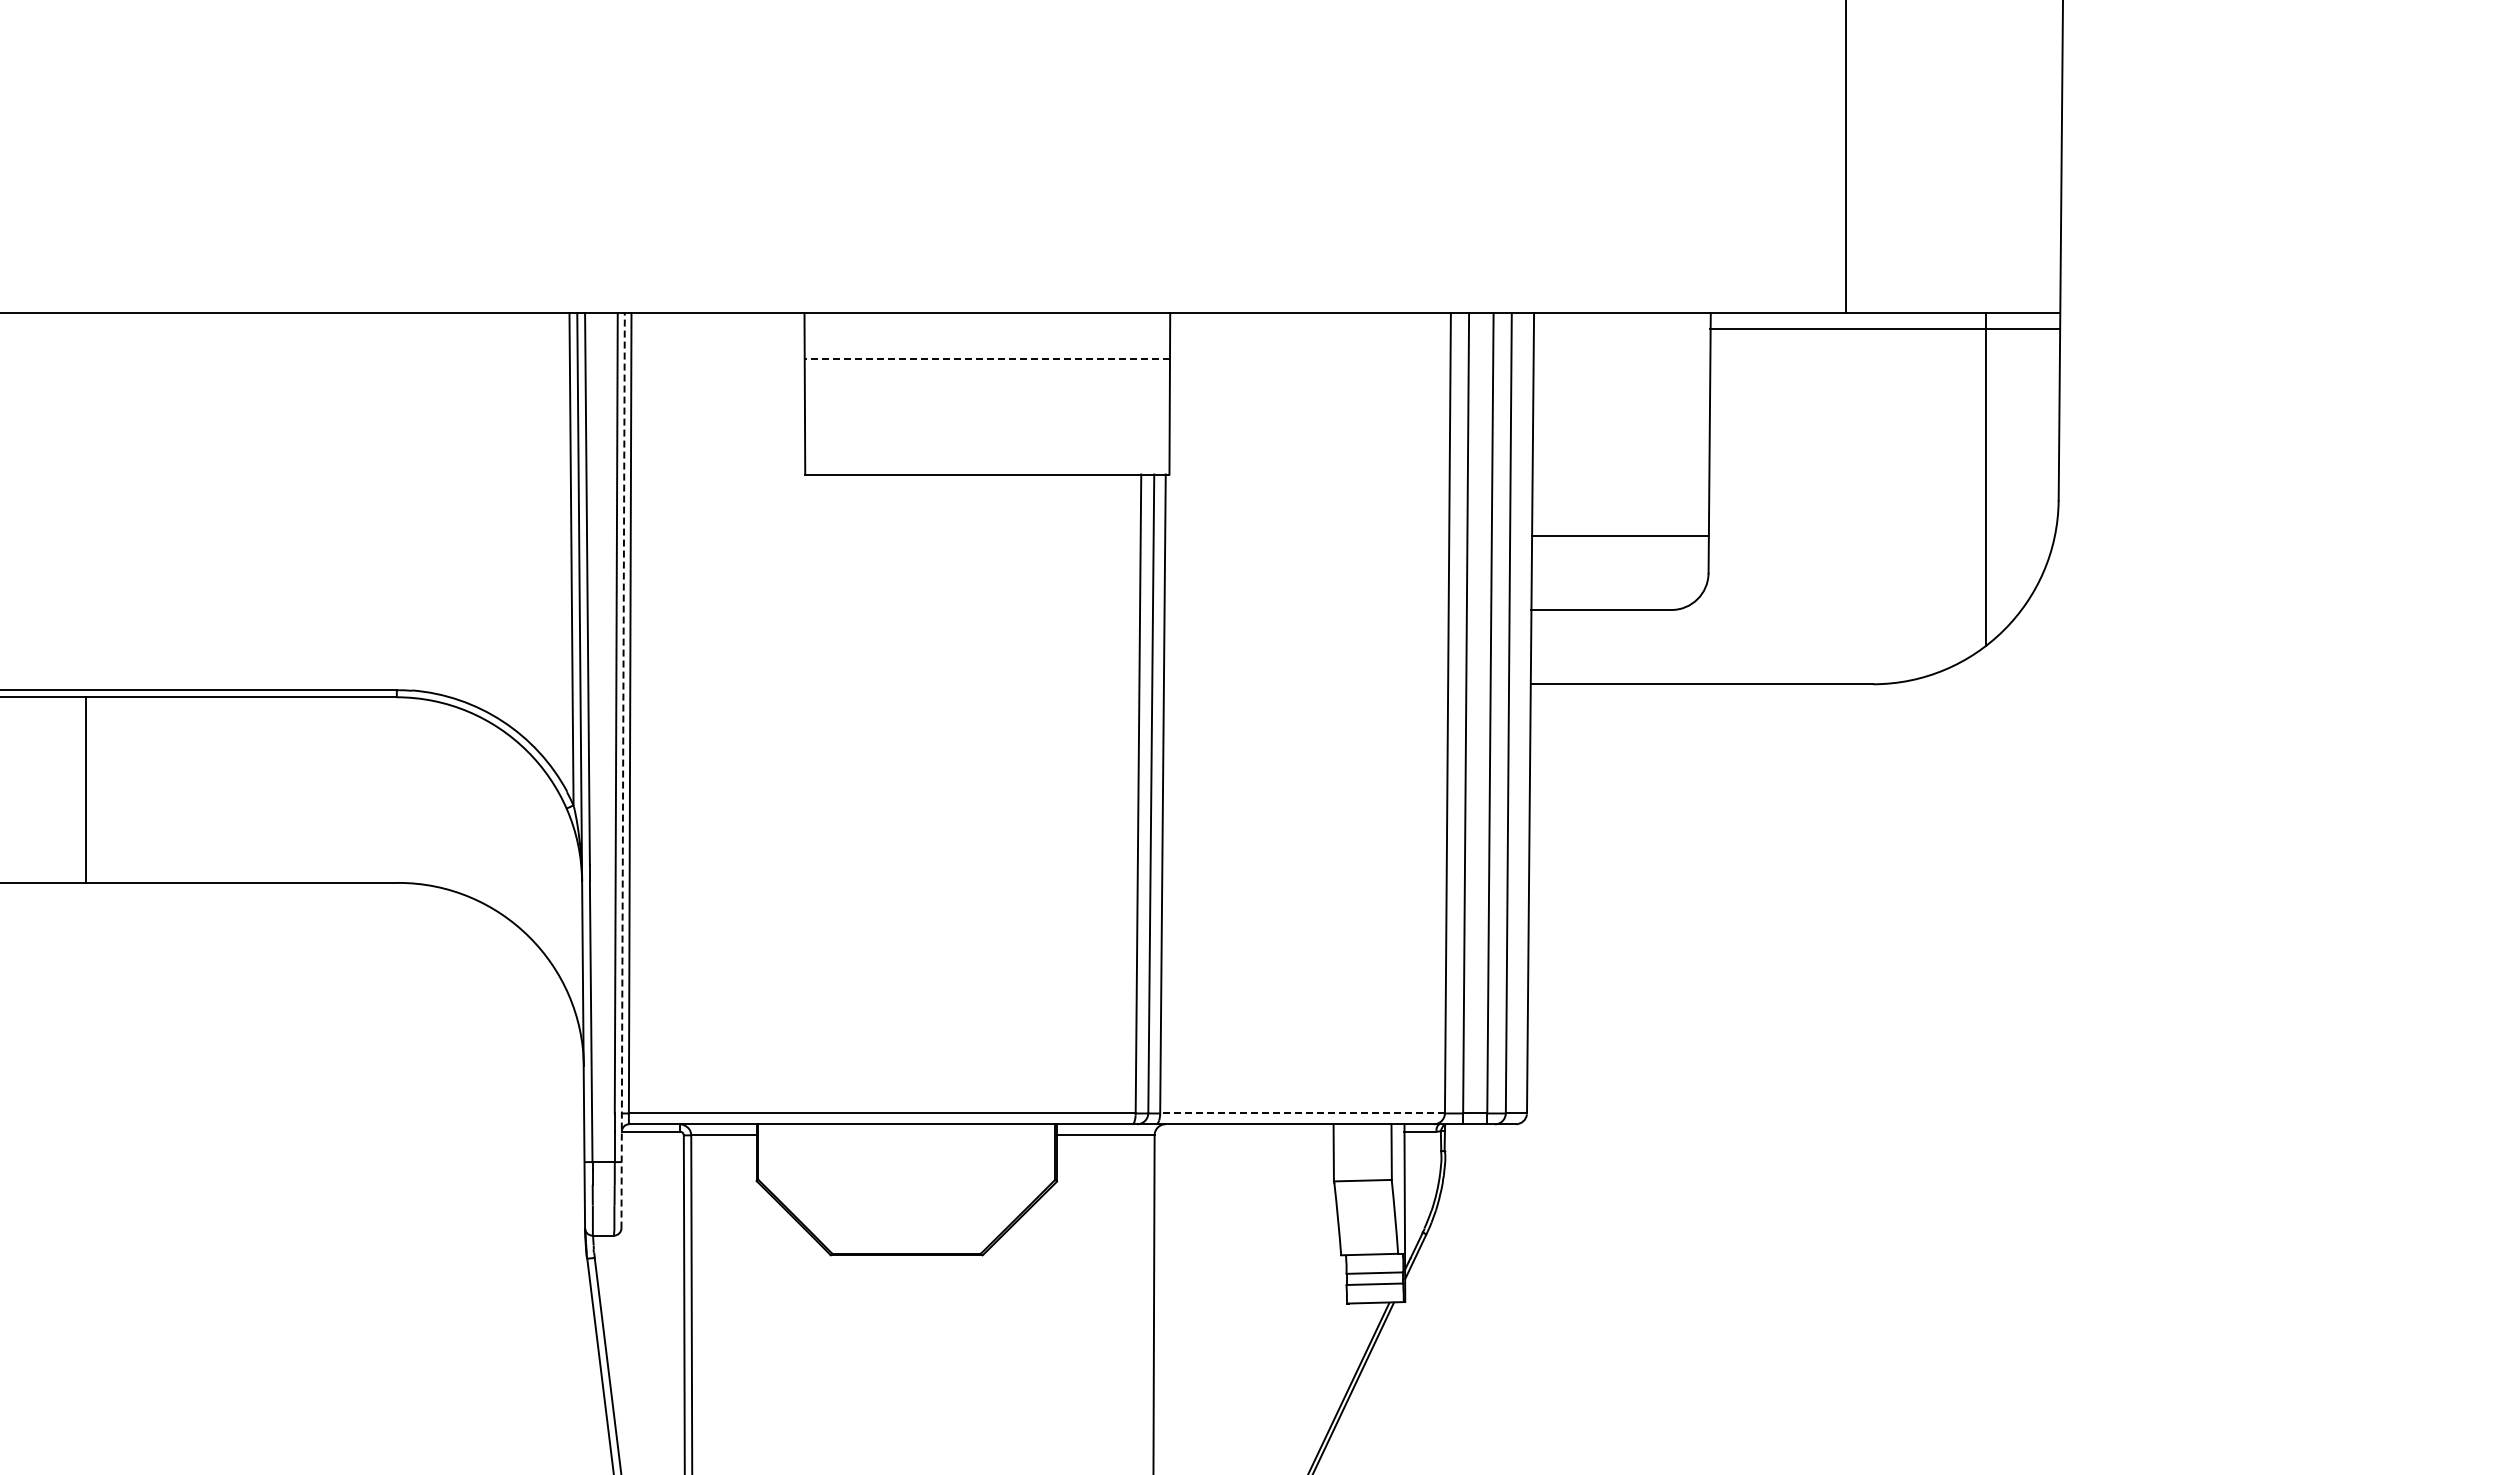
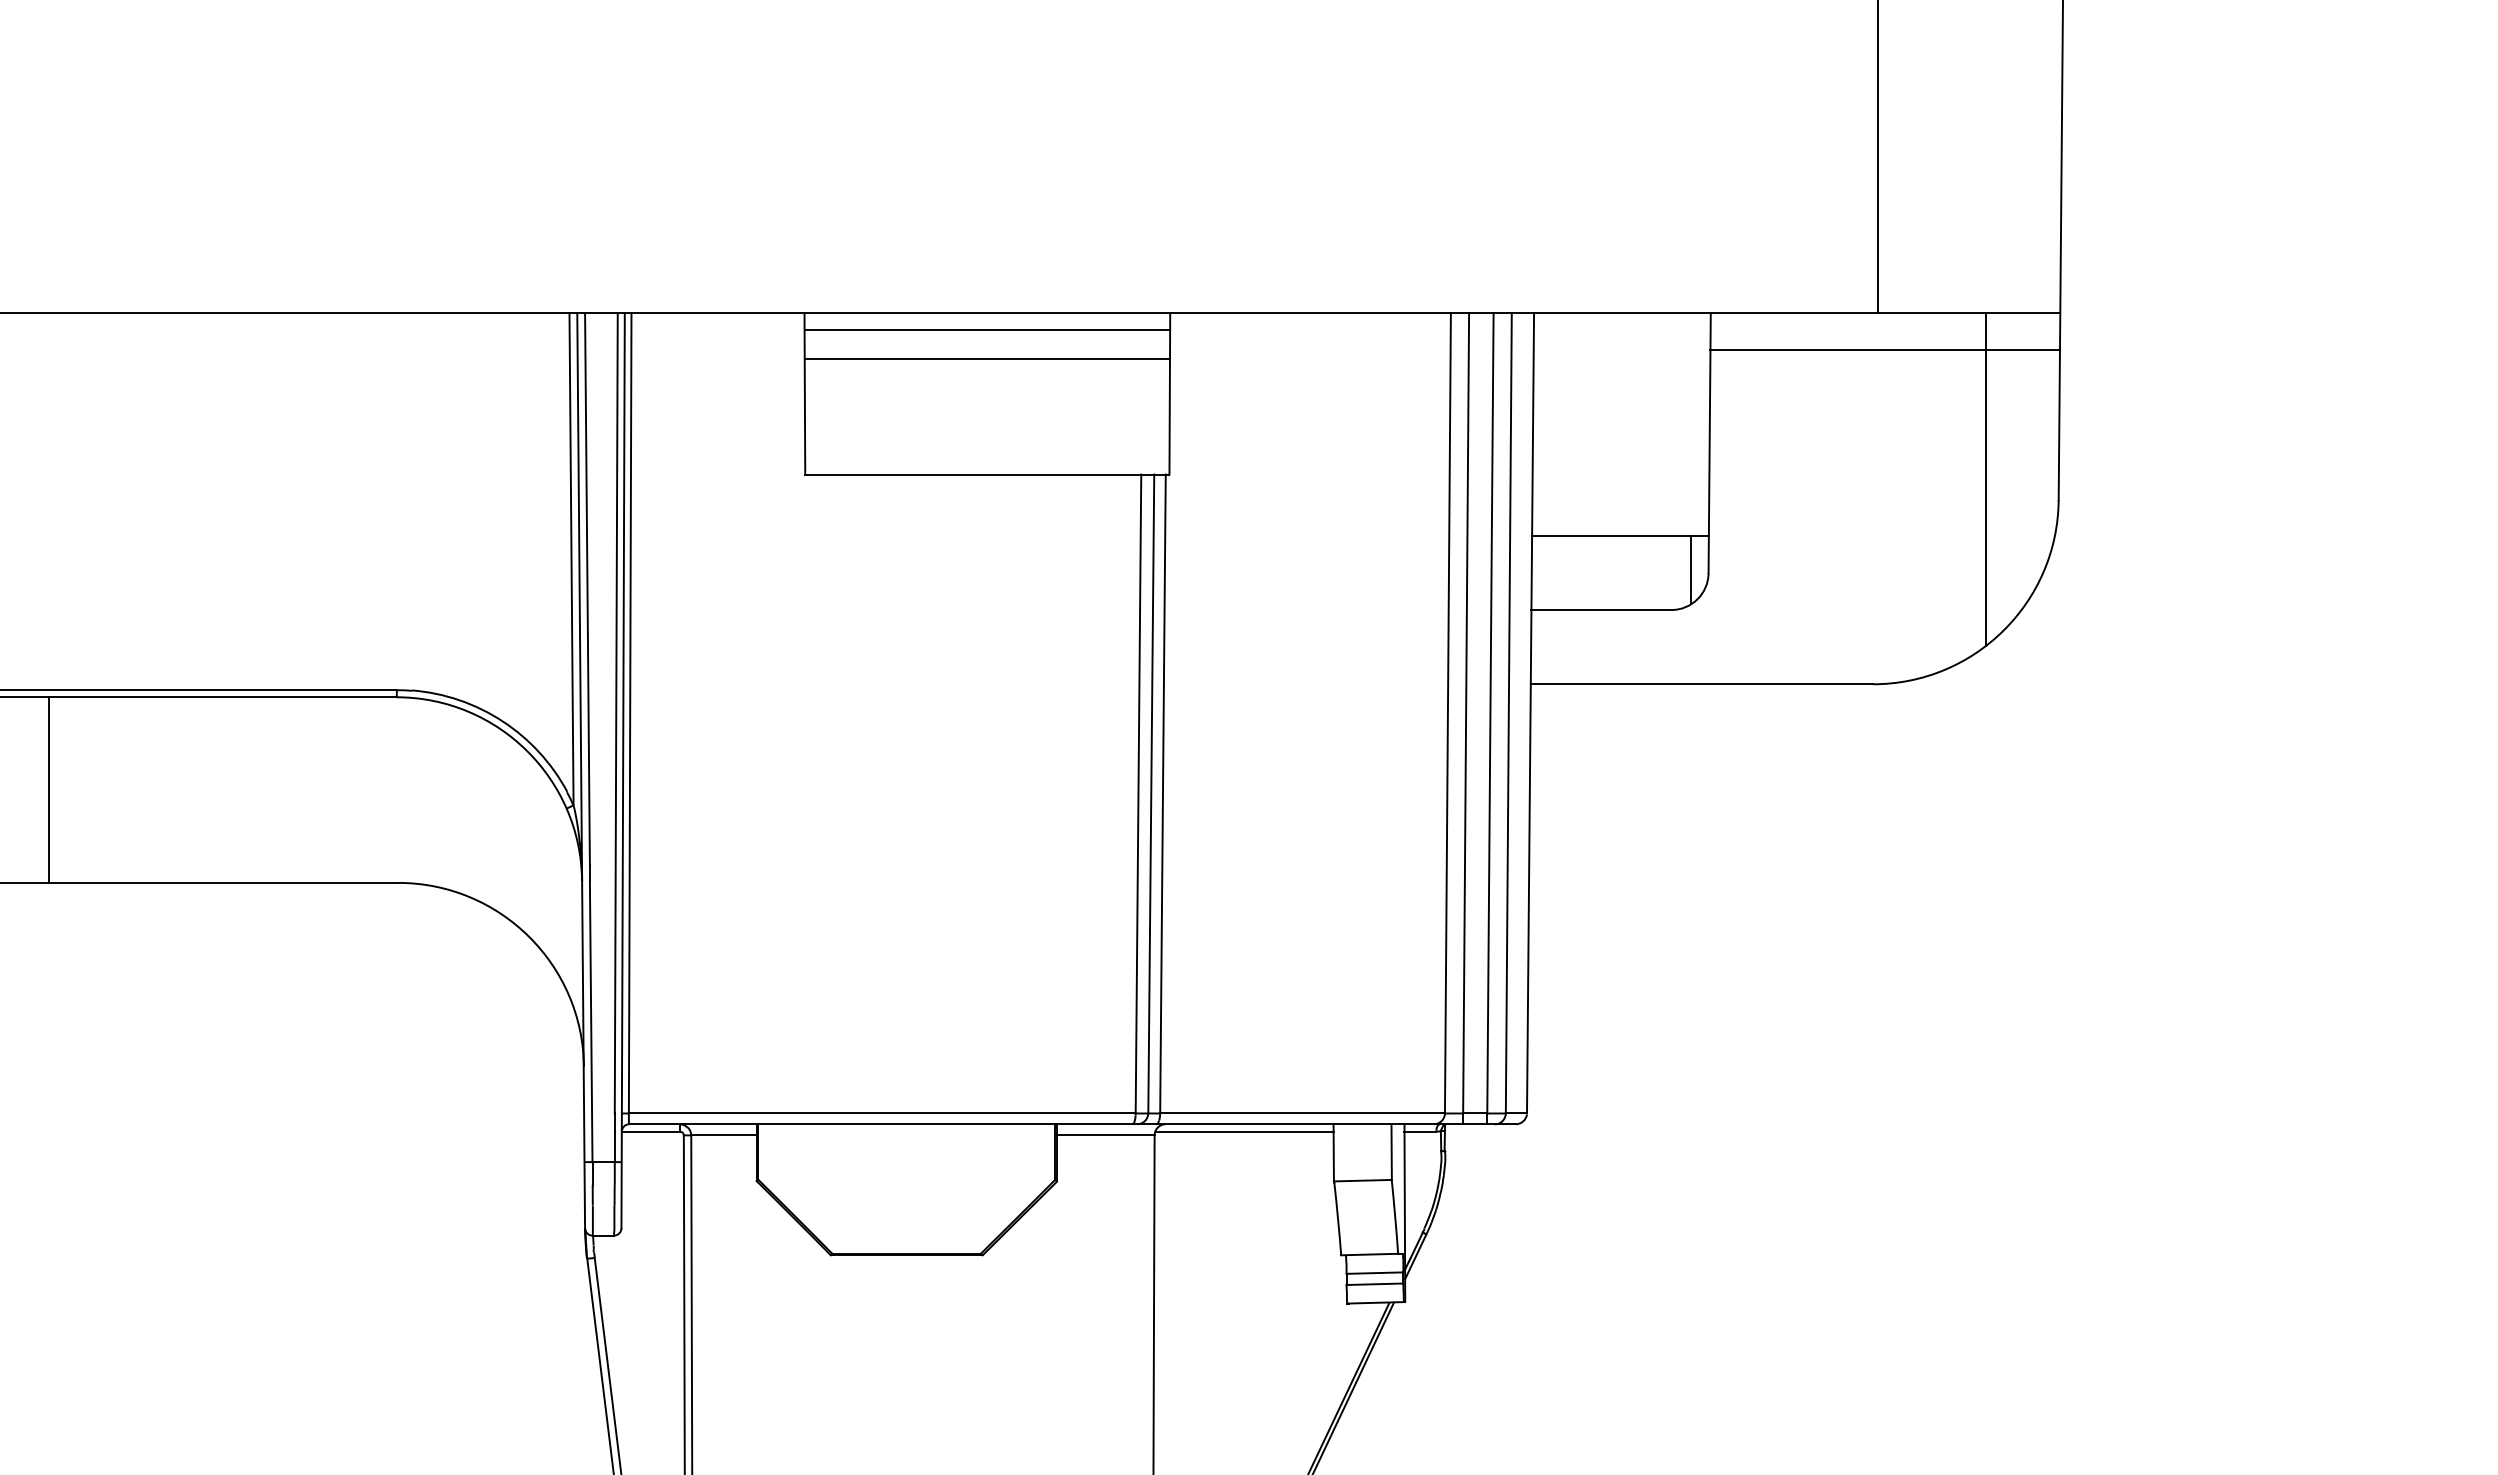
line position: (1846, 157) -> (1878, 157) (1878, 157)
line: none -> present (987, 329)
line position: (1884, 329) -> (1884, 350) (1884, 350)
line: dashed -> solid (987, 359)
line: none -> present (1691, 569)
line: dashed -> solid (623, 770)
line position: (85, 789) -> (48, 789) (48, 789)
line: dashed -> solid (1302, 1113)
line: none -> present (1244, 1131)
